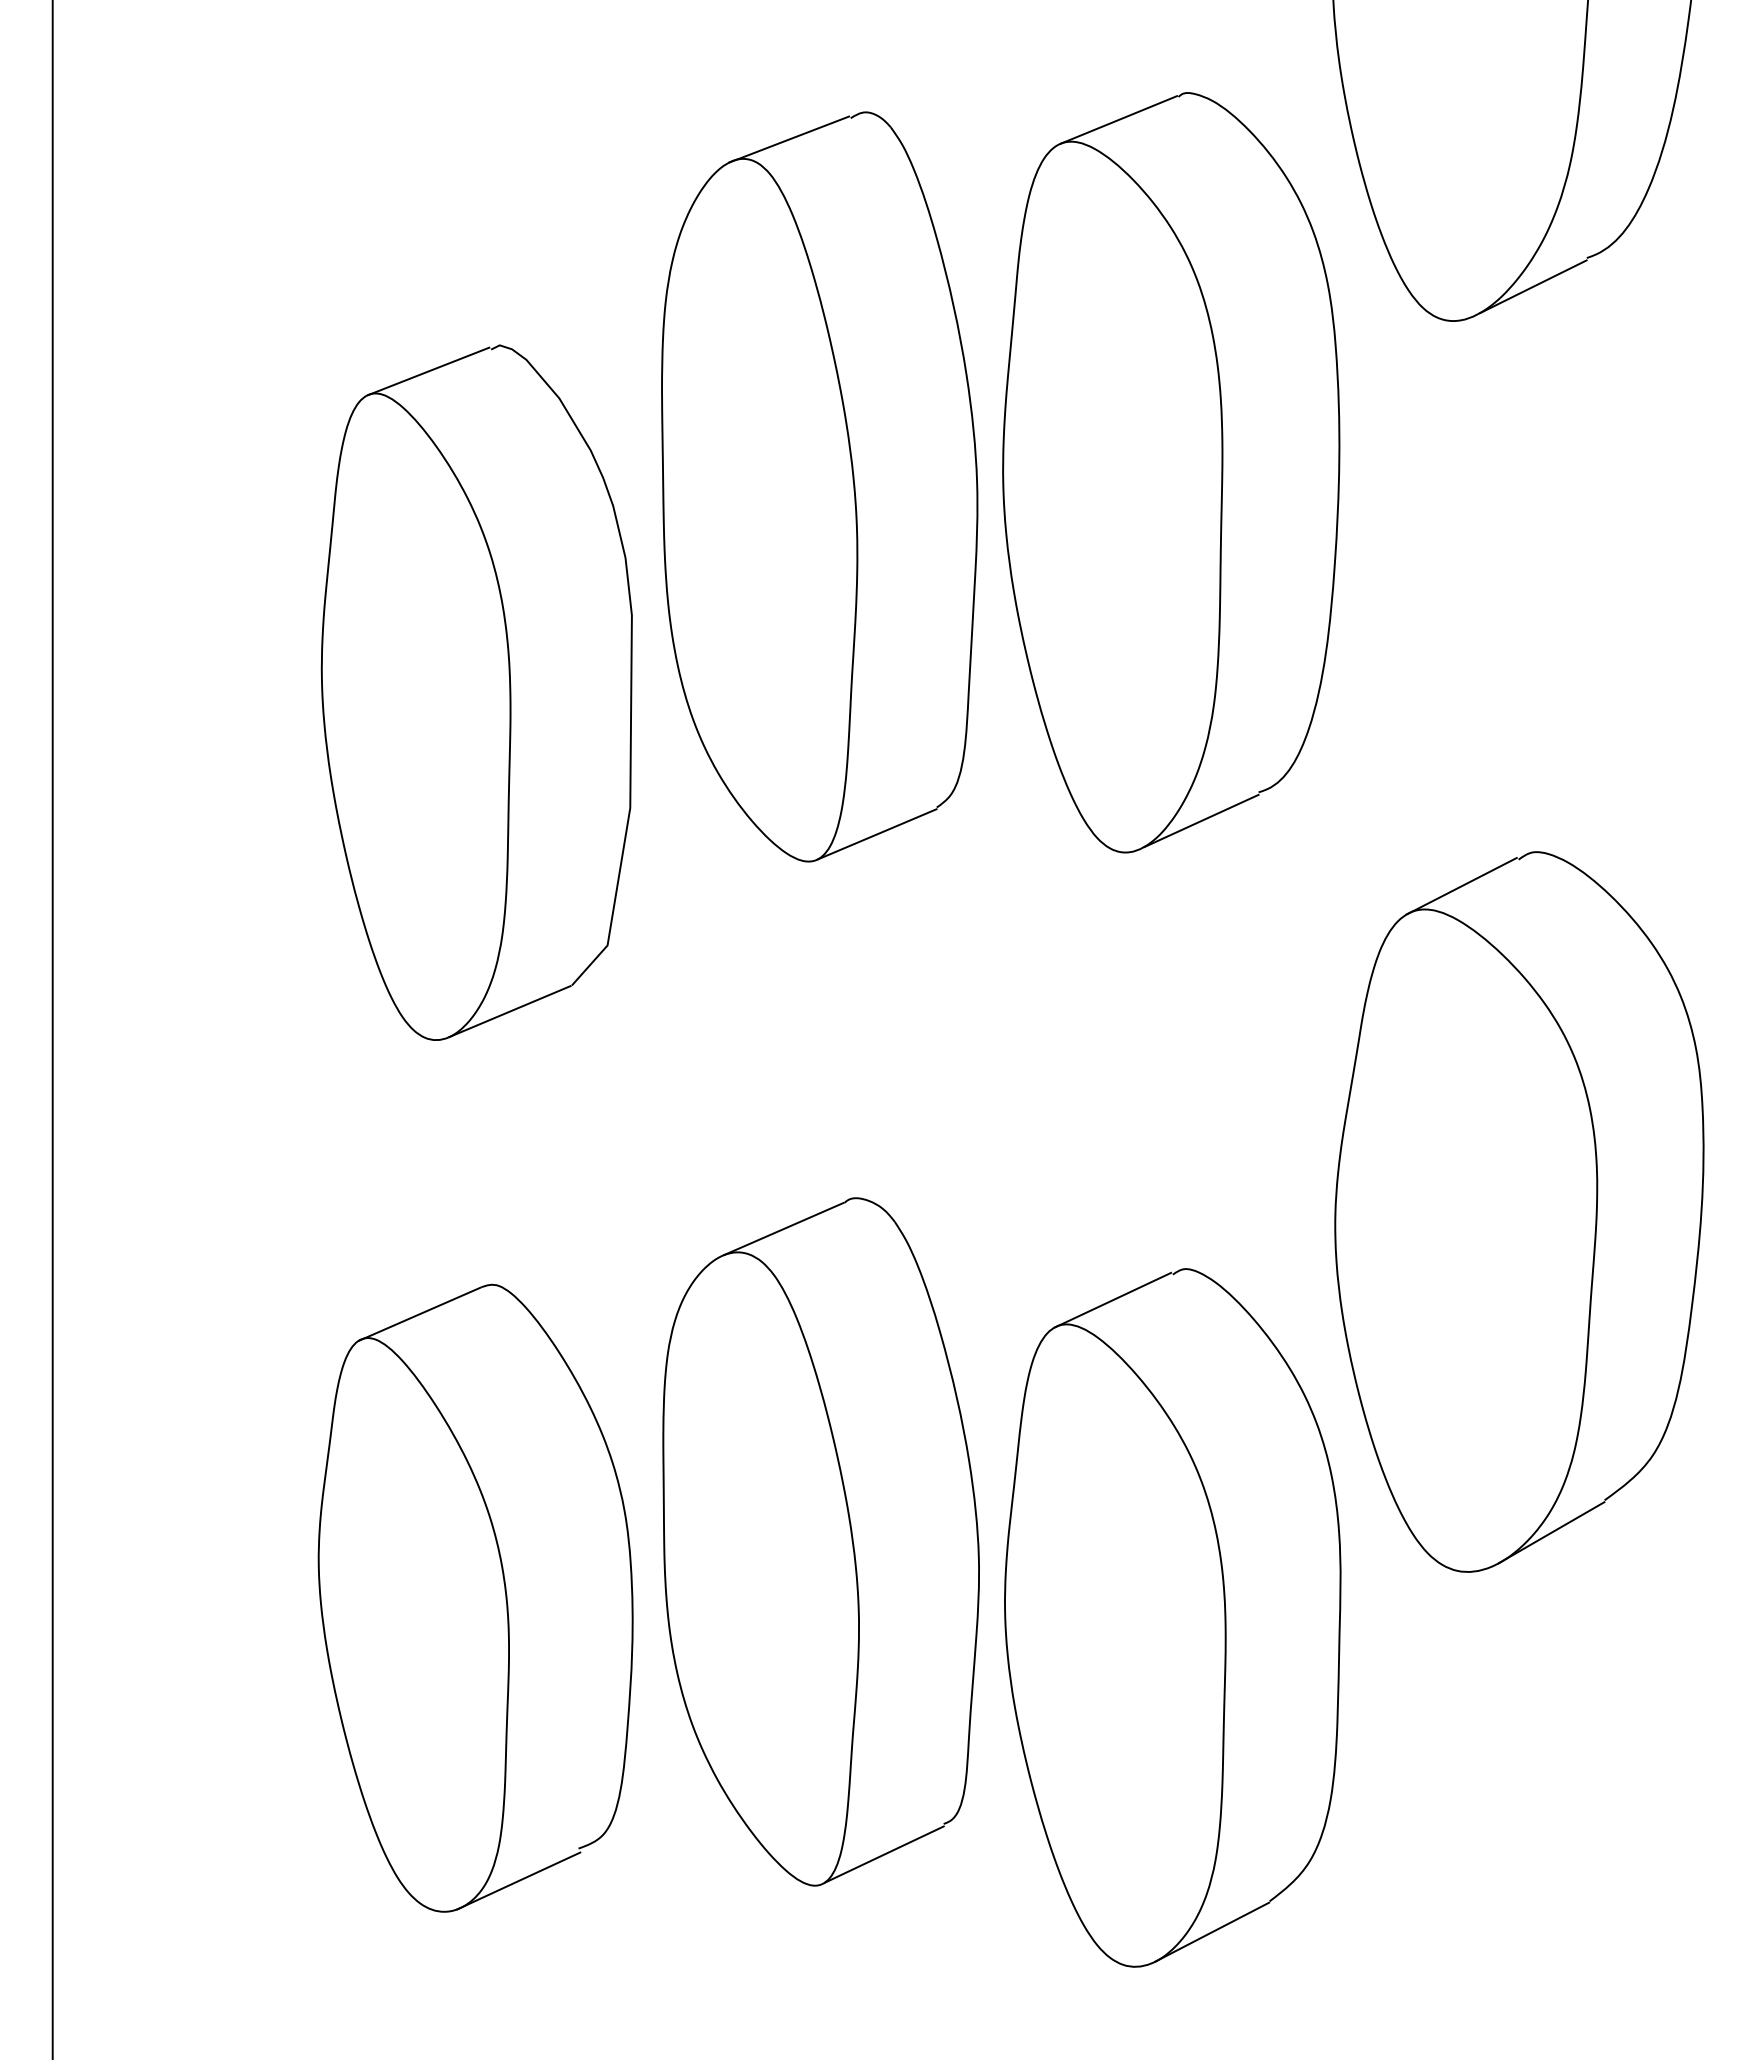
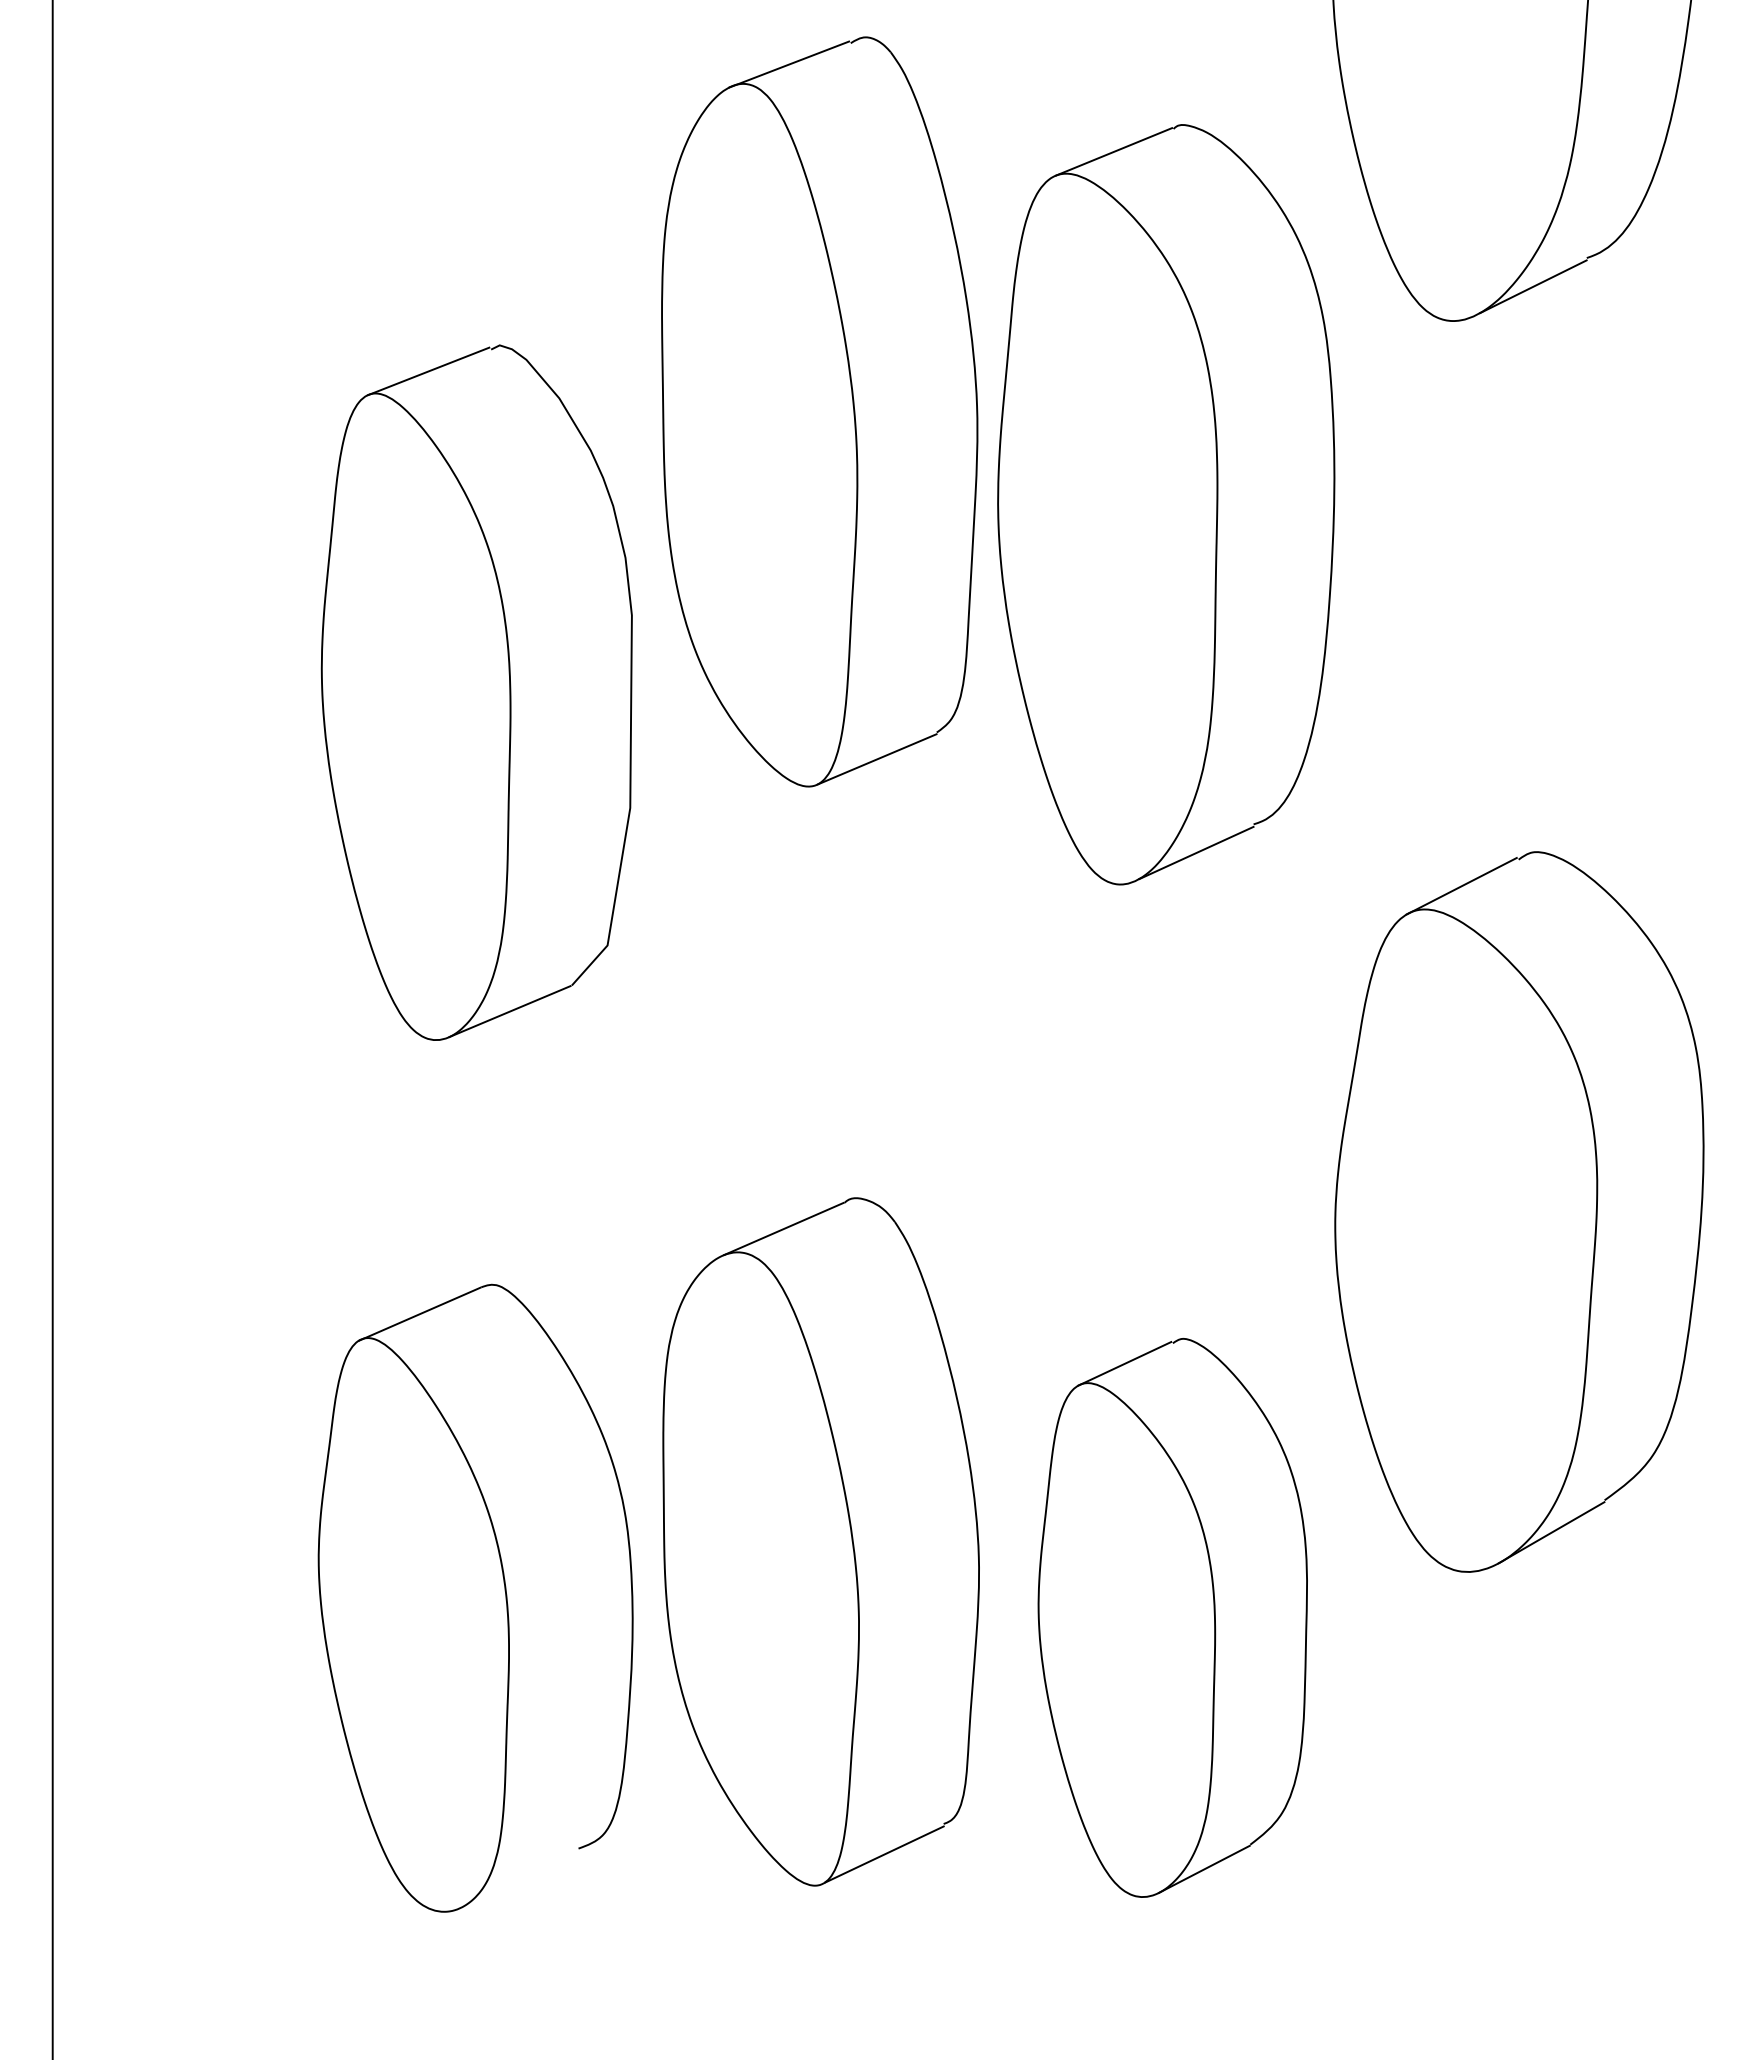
part position: (1171, 472) -> (1166, 504) (1166, 504)
part position: (819, 486) -> (819, 411) (819, 411)
part size: 338x700 px -> 271x560 px (1172, 1617)
line: present -> none (518, 1880)
